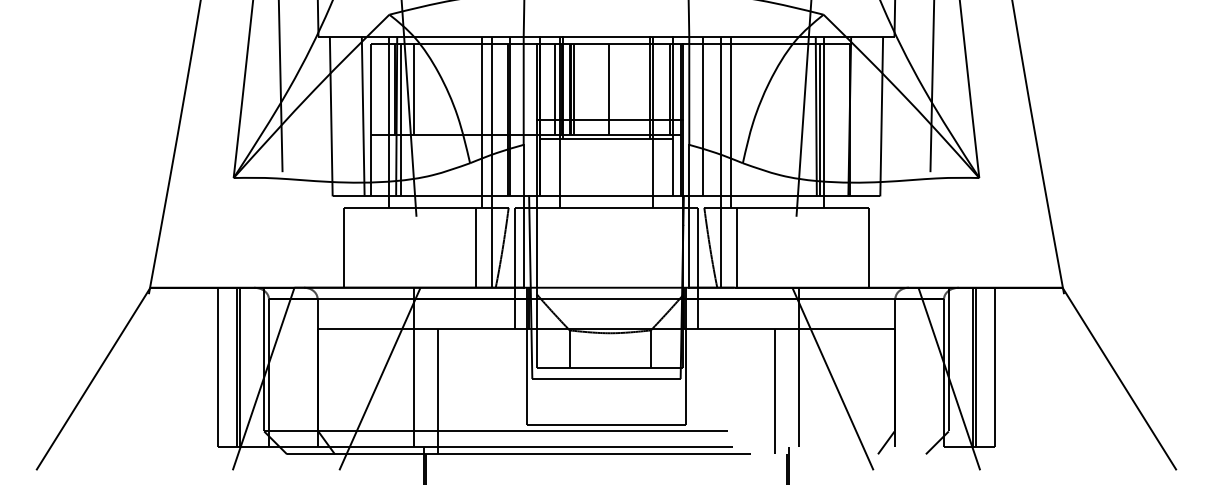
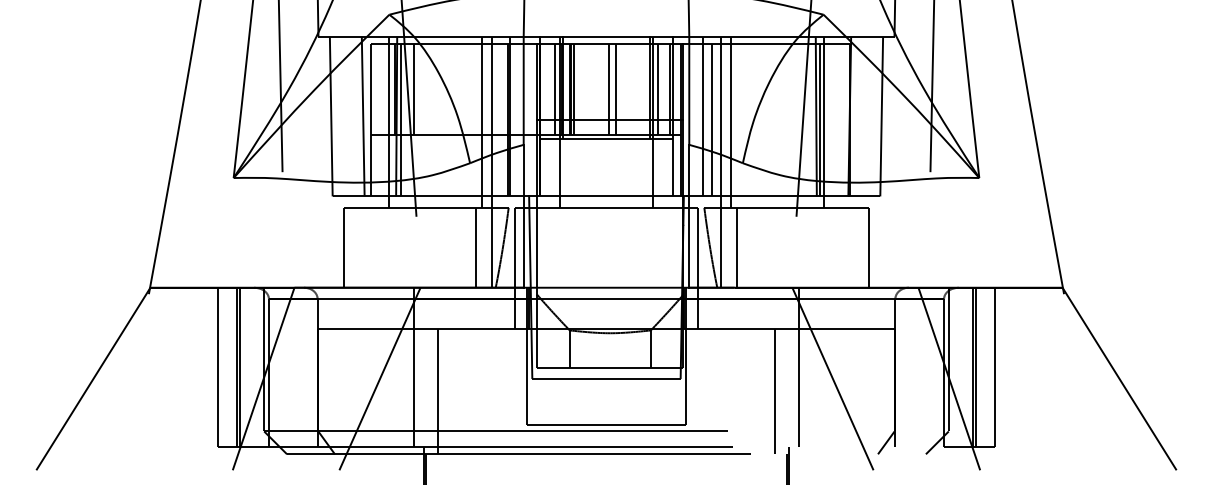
line: none -> present (616, 88)
line: none -> present (658, 88)
line: none -> present (712, 119)
